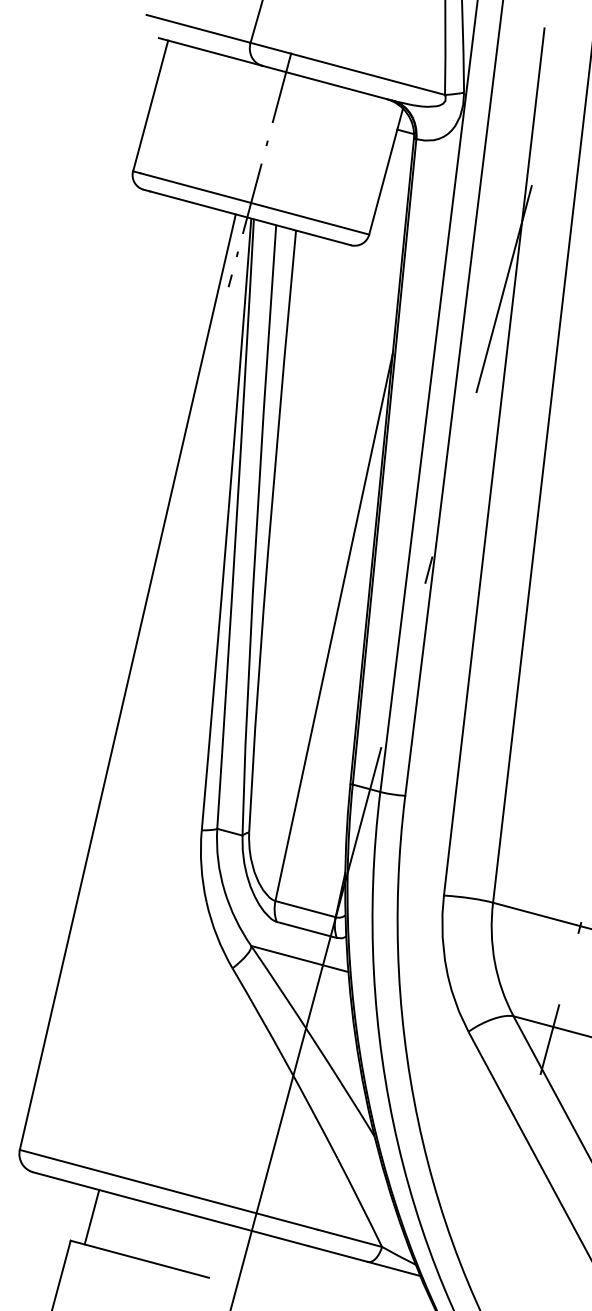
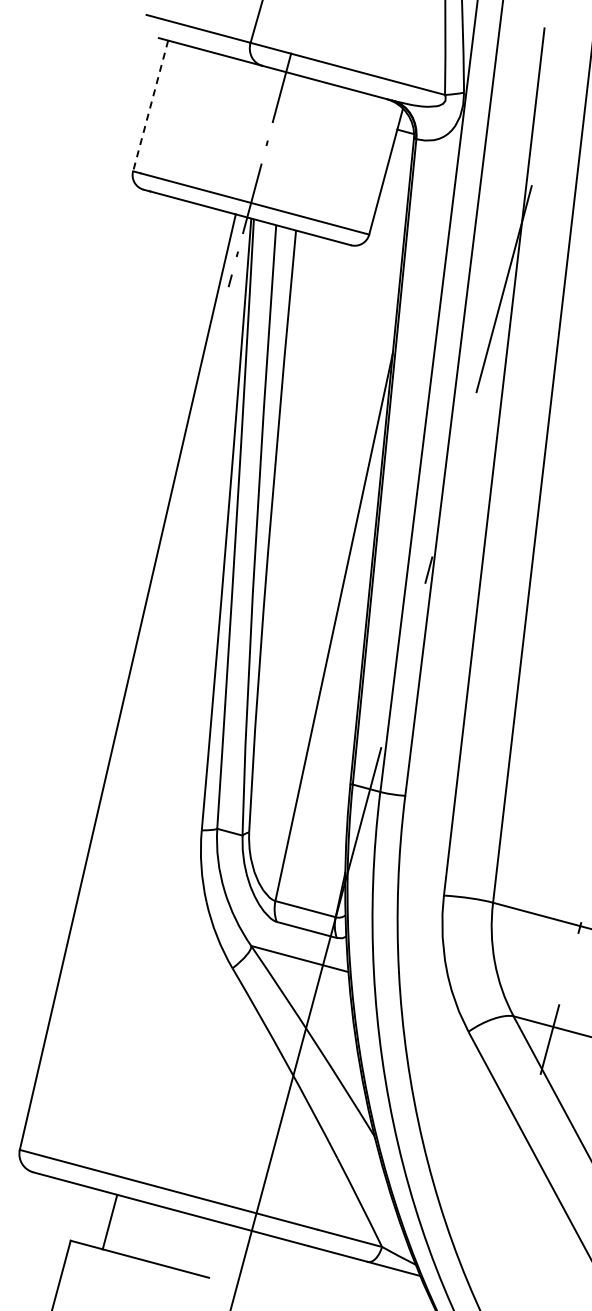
line: solid -> dashed (150, 105)
line position: (91, 1216) -> (109, 1221) (109, 1221)
